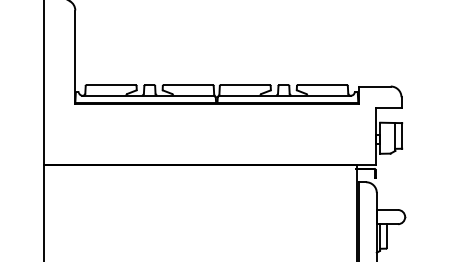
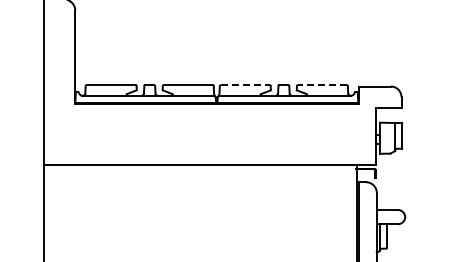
line: solid -> dashed (245, 85)
line: solid -> dashed (322, 85)
